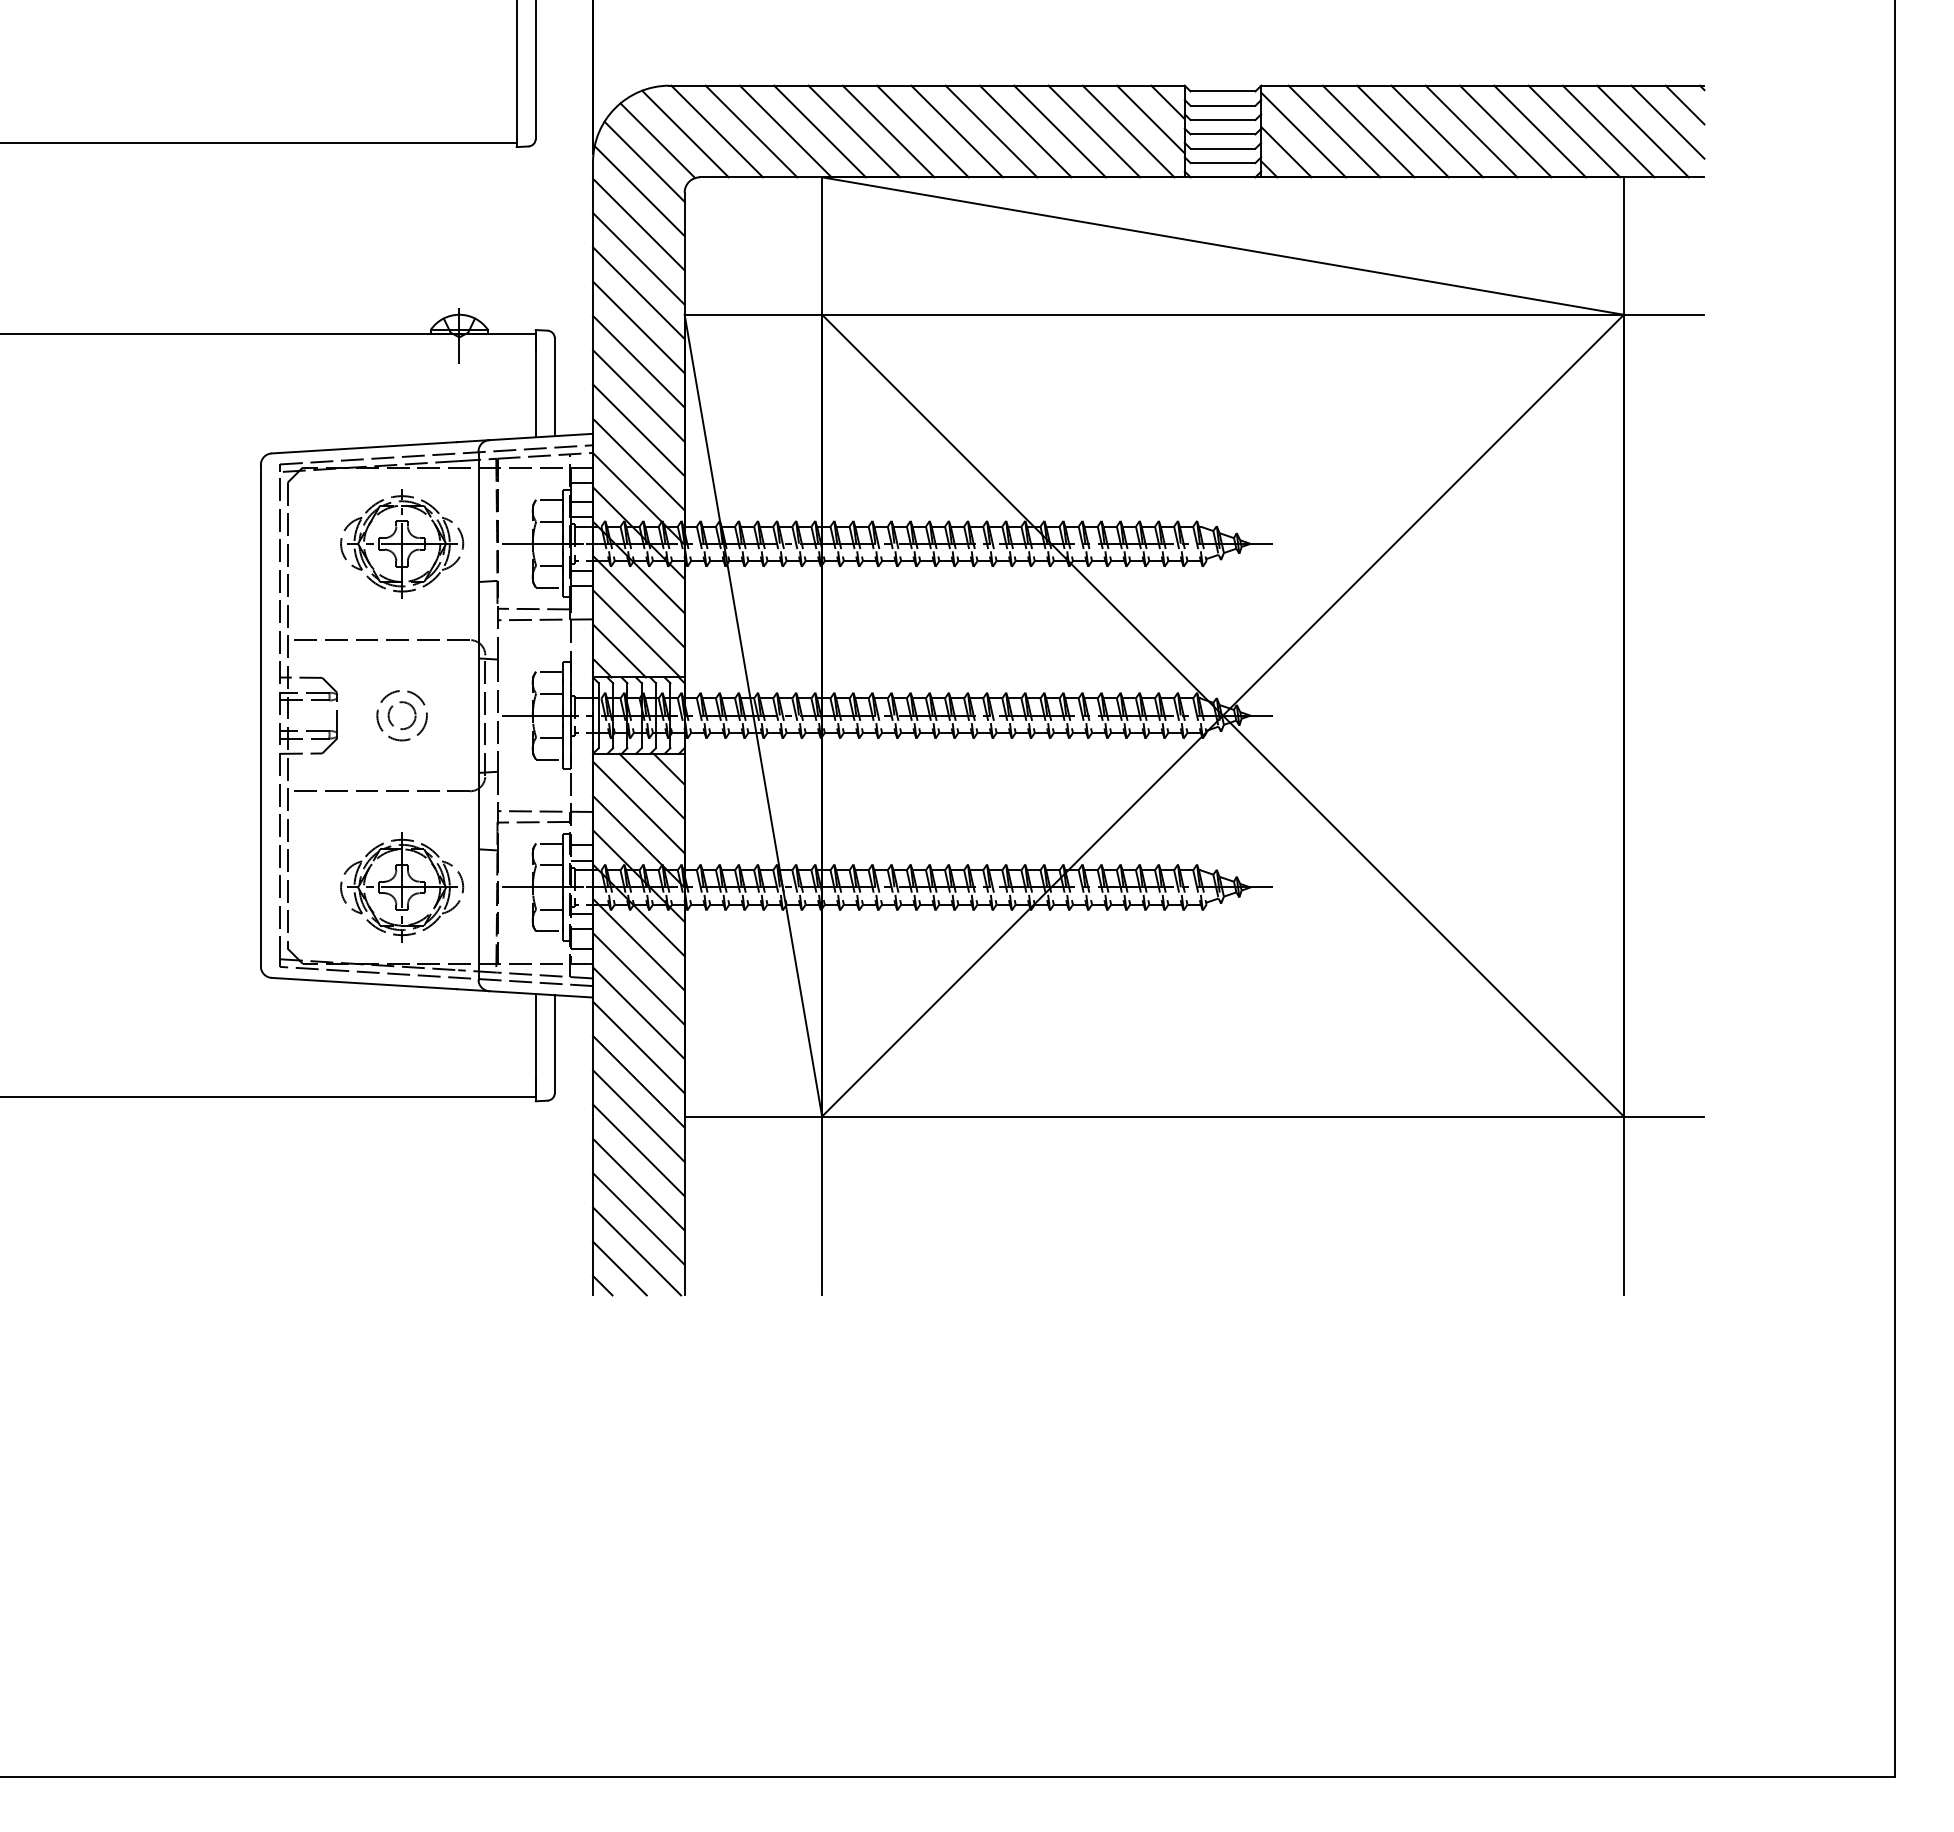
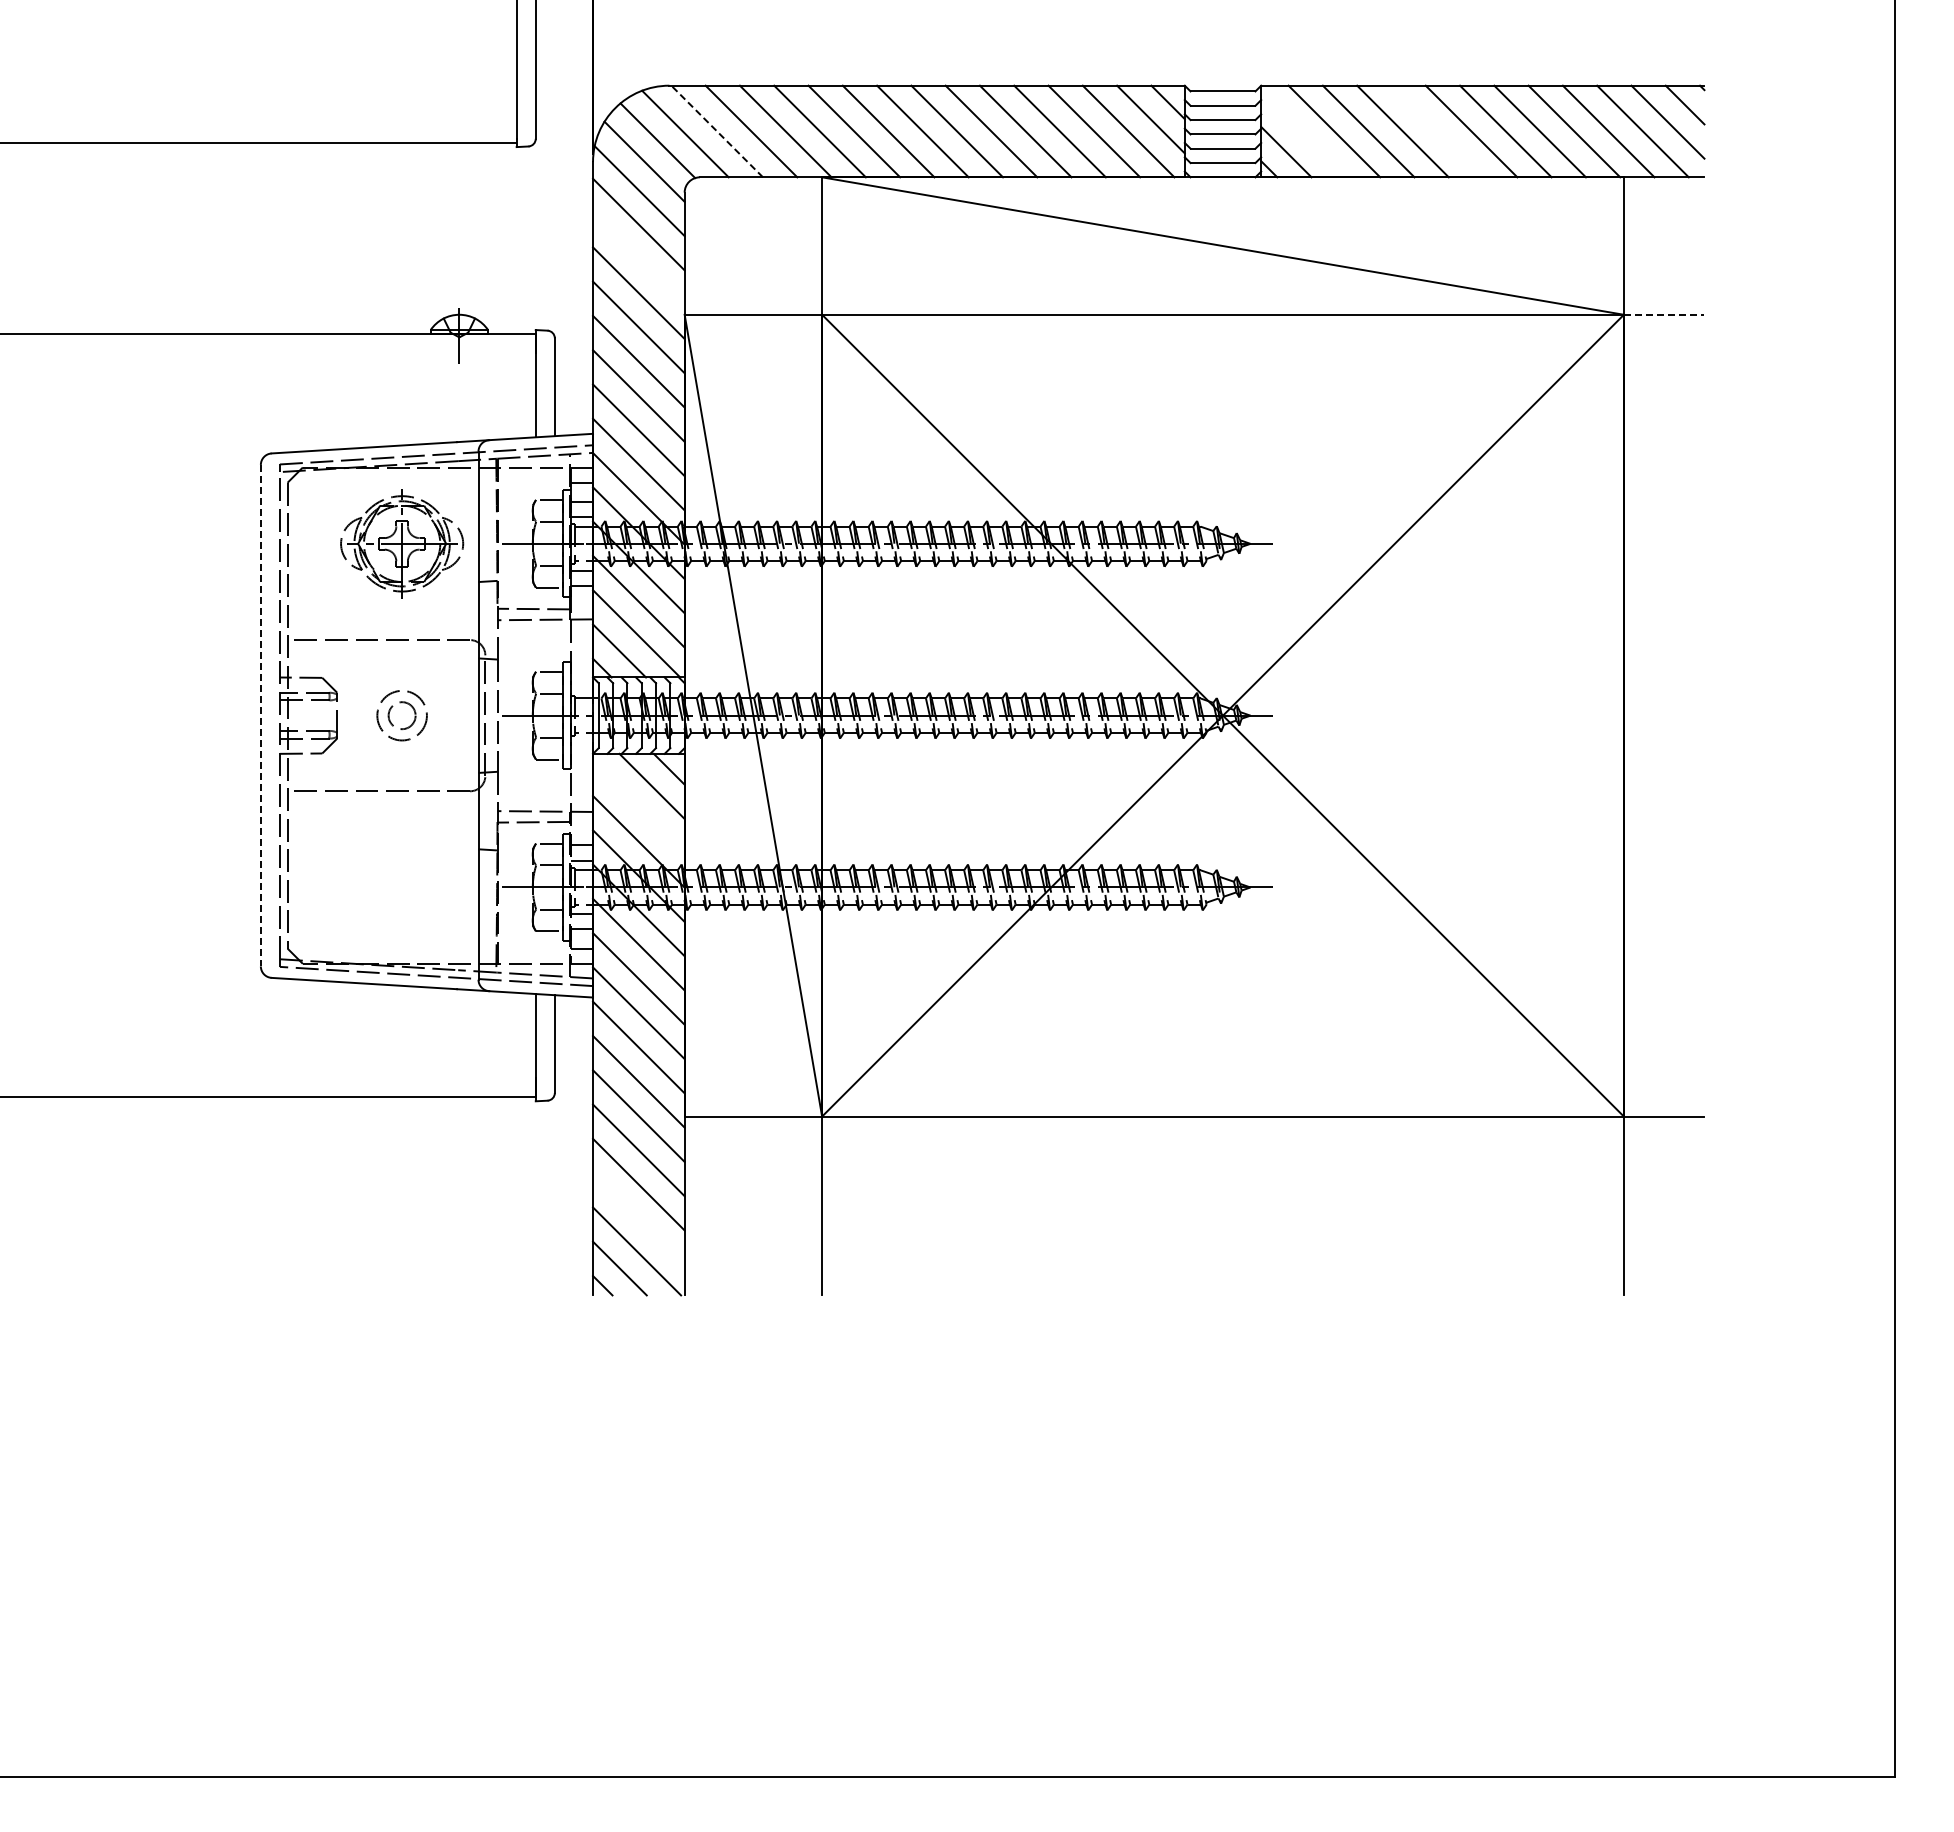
line: solid -> dashed (717, 131)
line: present -> none (1437, 131)
line: present -> none (1303, 134)
line: present -> none (638, 258)
line: solid -> dashed (1664, 314)
line: solid -> dashed (260, 715)
line: present -> none (638, 807)
part: present -> none (402, 887)
line: present -> none (638, 1218)
